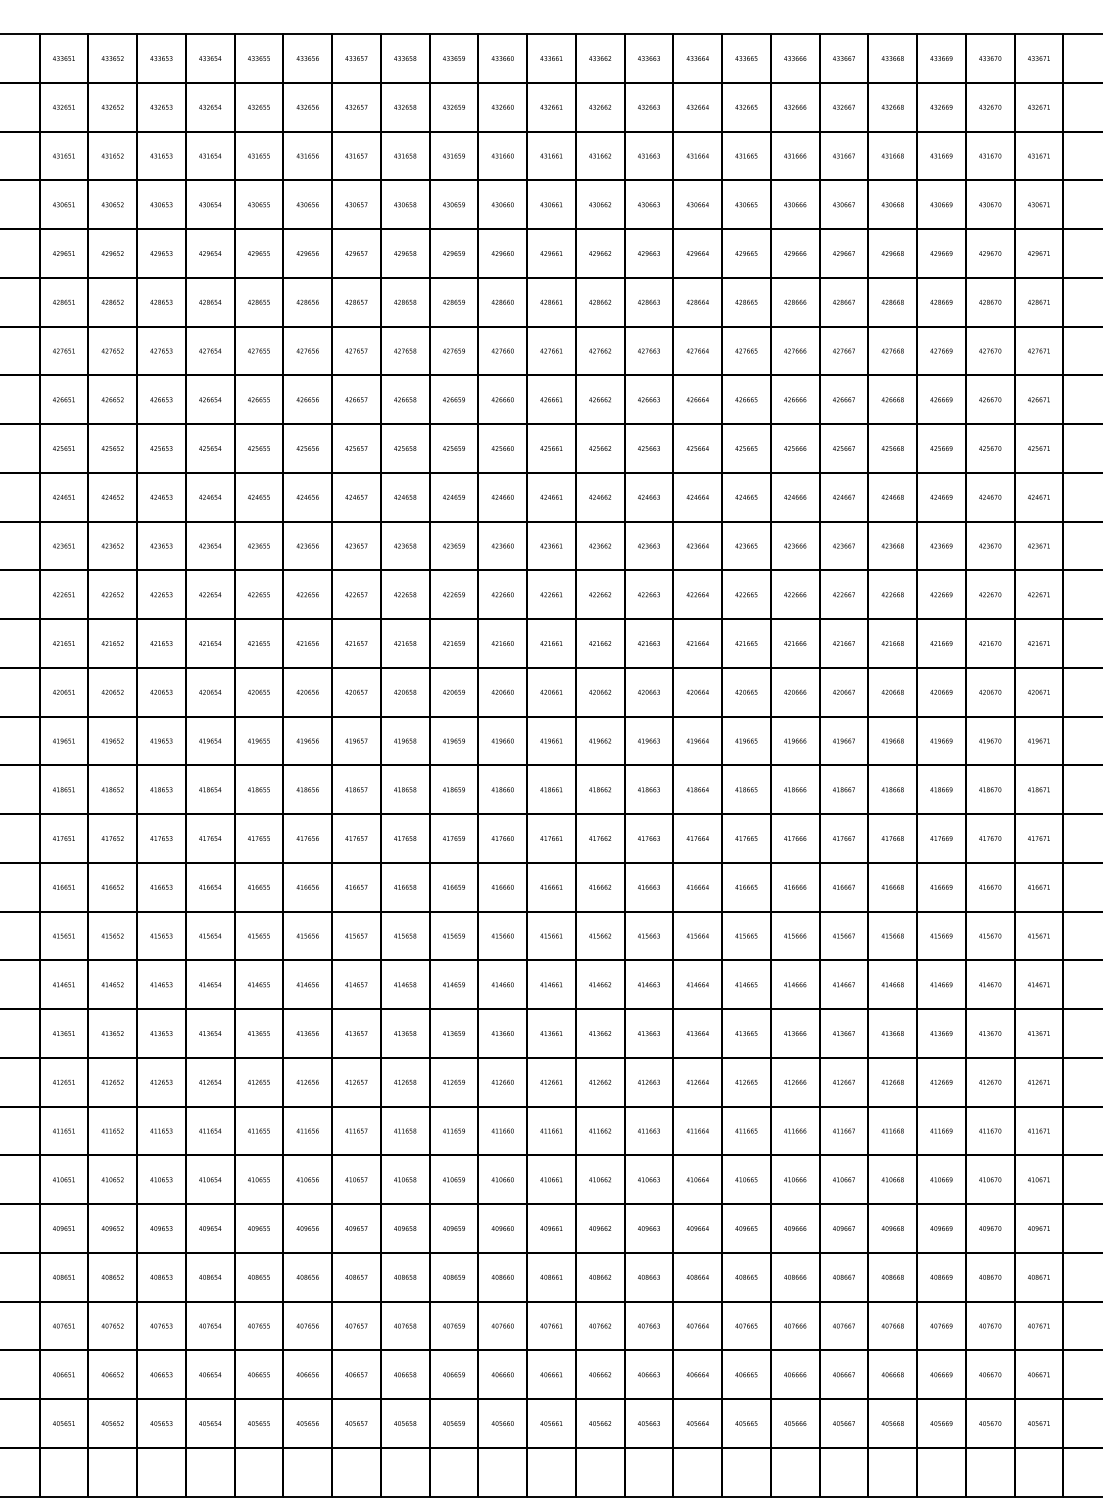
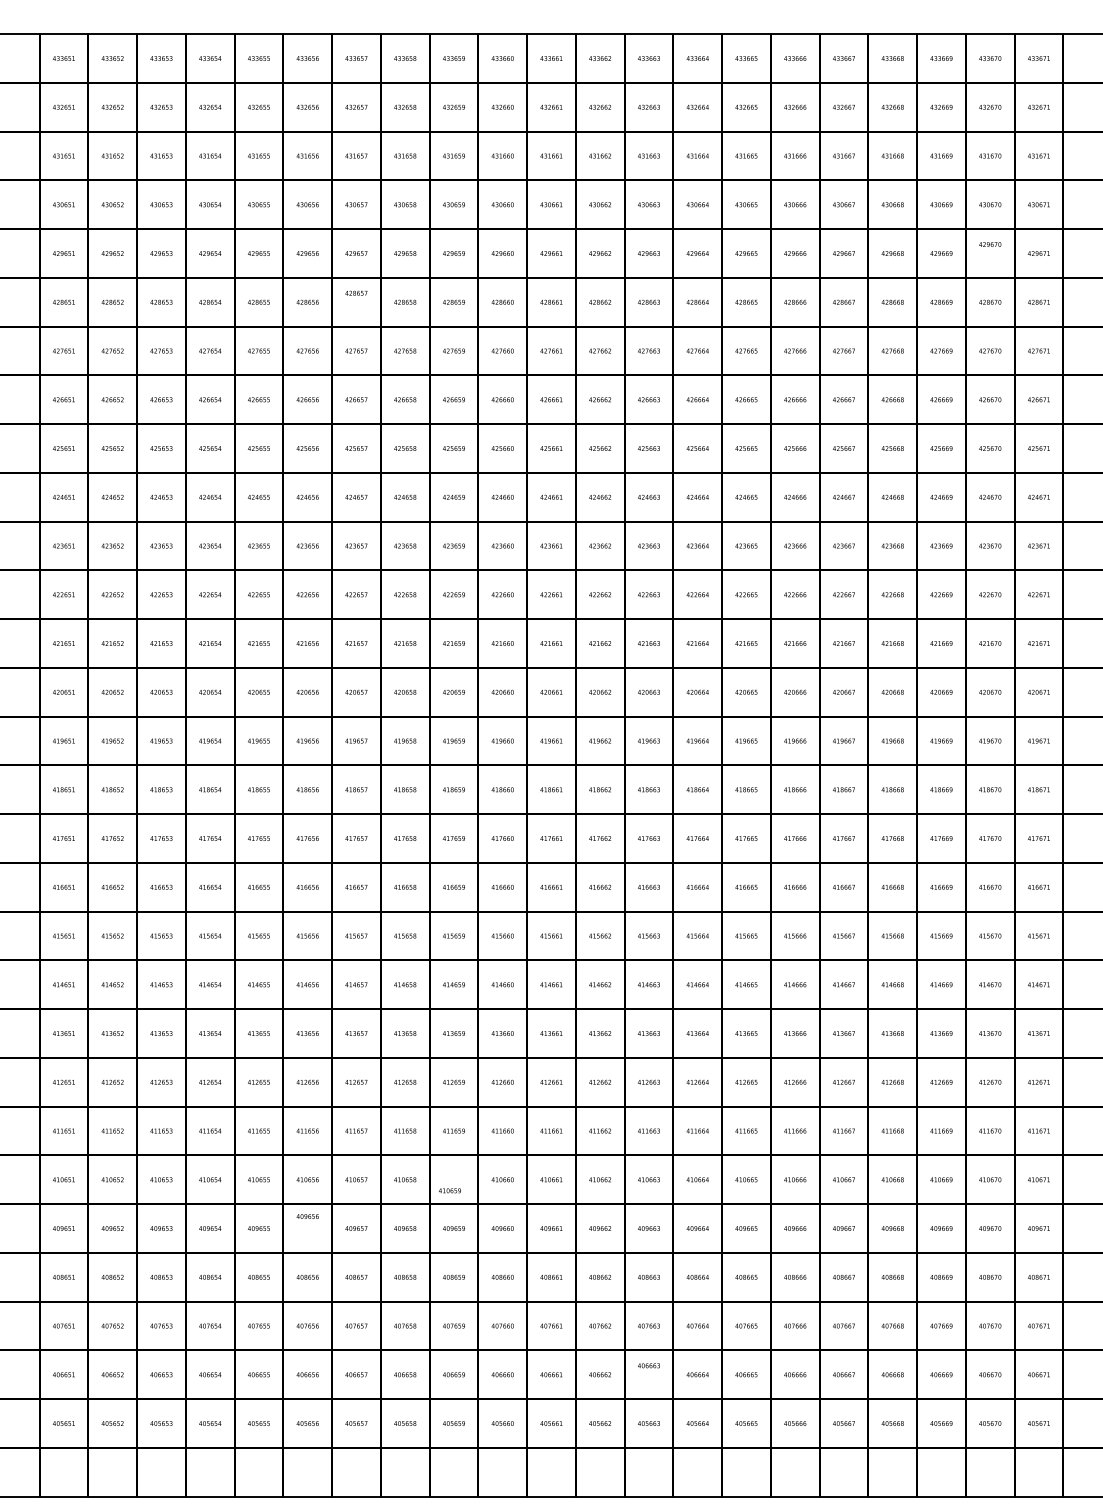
text position: (990, 253) -> (990, 244) (990, 244)
text position: (356, 301) -> (356, 292) (356, 292)
text position: (453, 1179) -> (449, 1190) (449, 1190)
text position: (307, 1228) -> (307, 1216) (307, 1216)
text position: (648, 1374) -> (648, 1365) (648, 1365)
